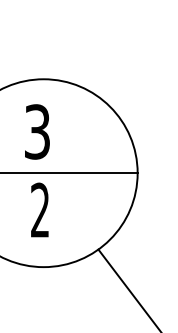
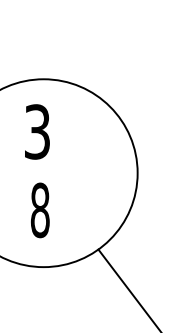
line: present -> none (69, 173)
text: 2 -> 8 (39, 210)
